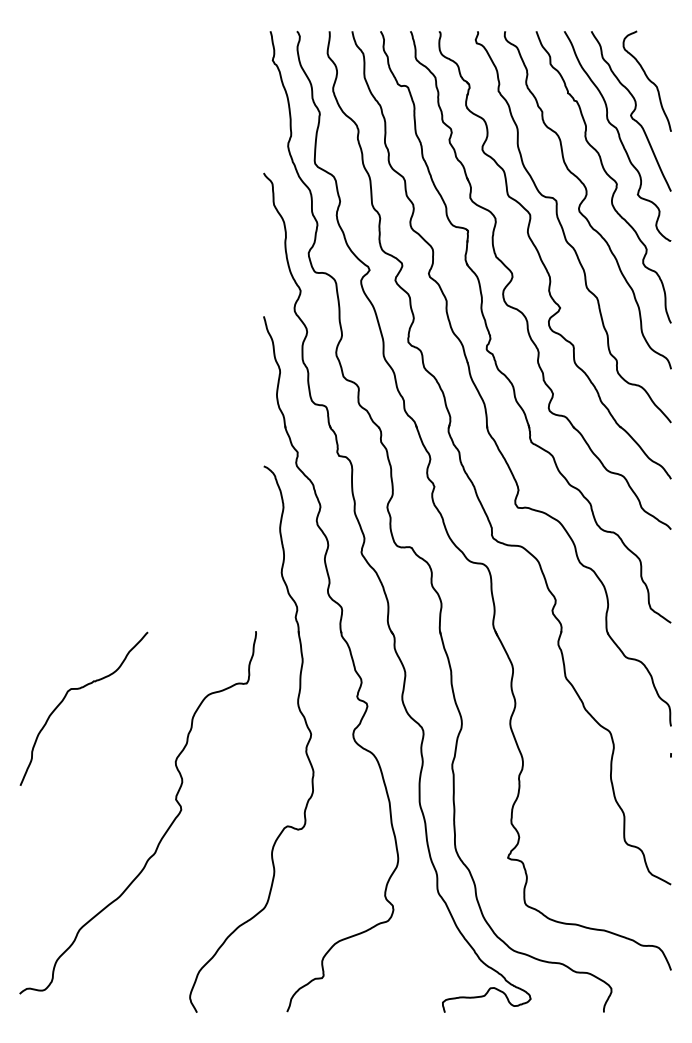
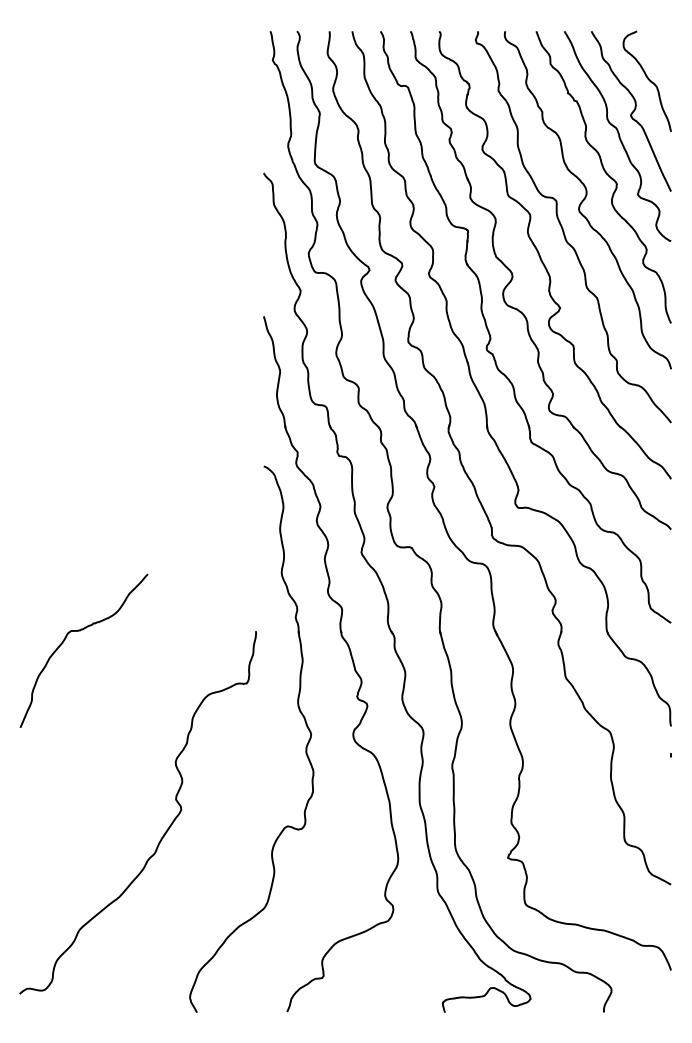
curve position: (80, 689) -> (80, 631) (80, 631)
